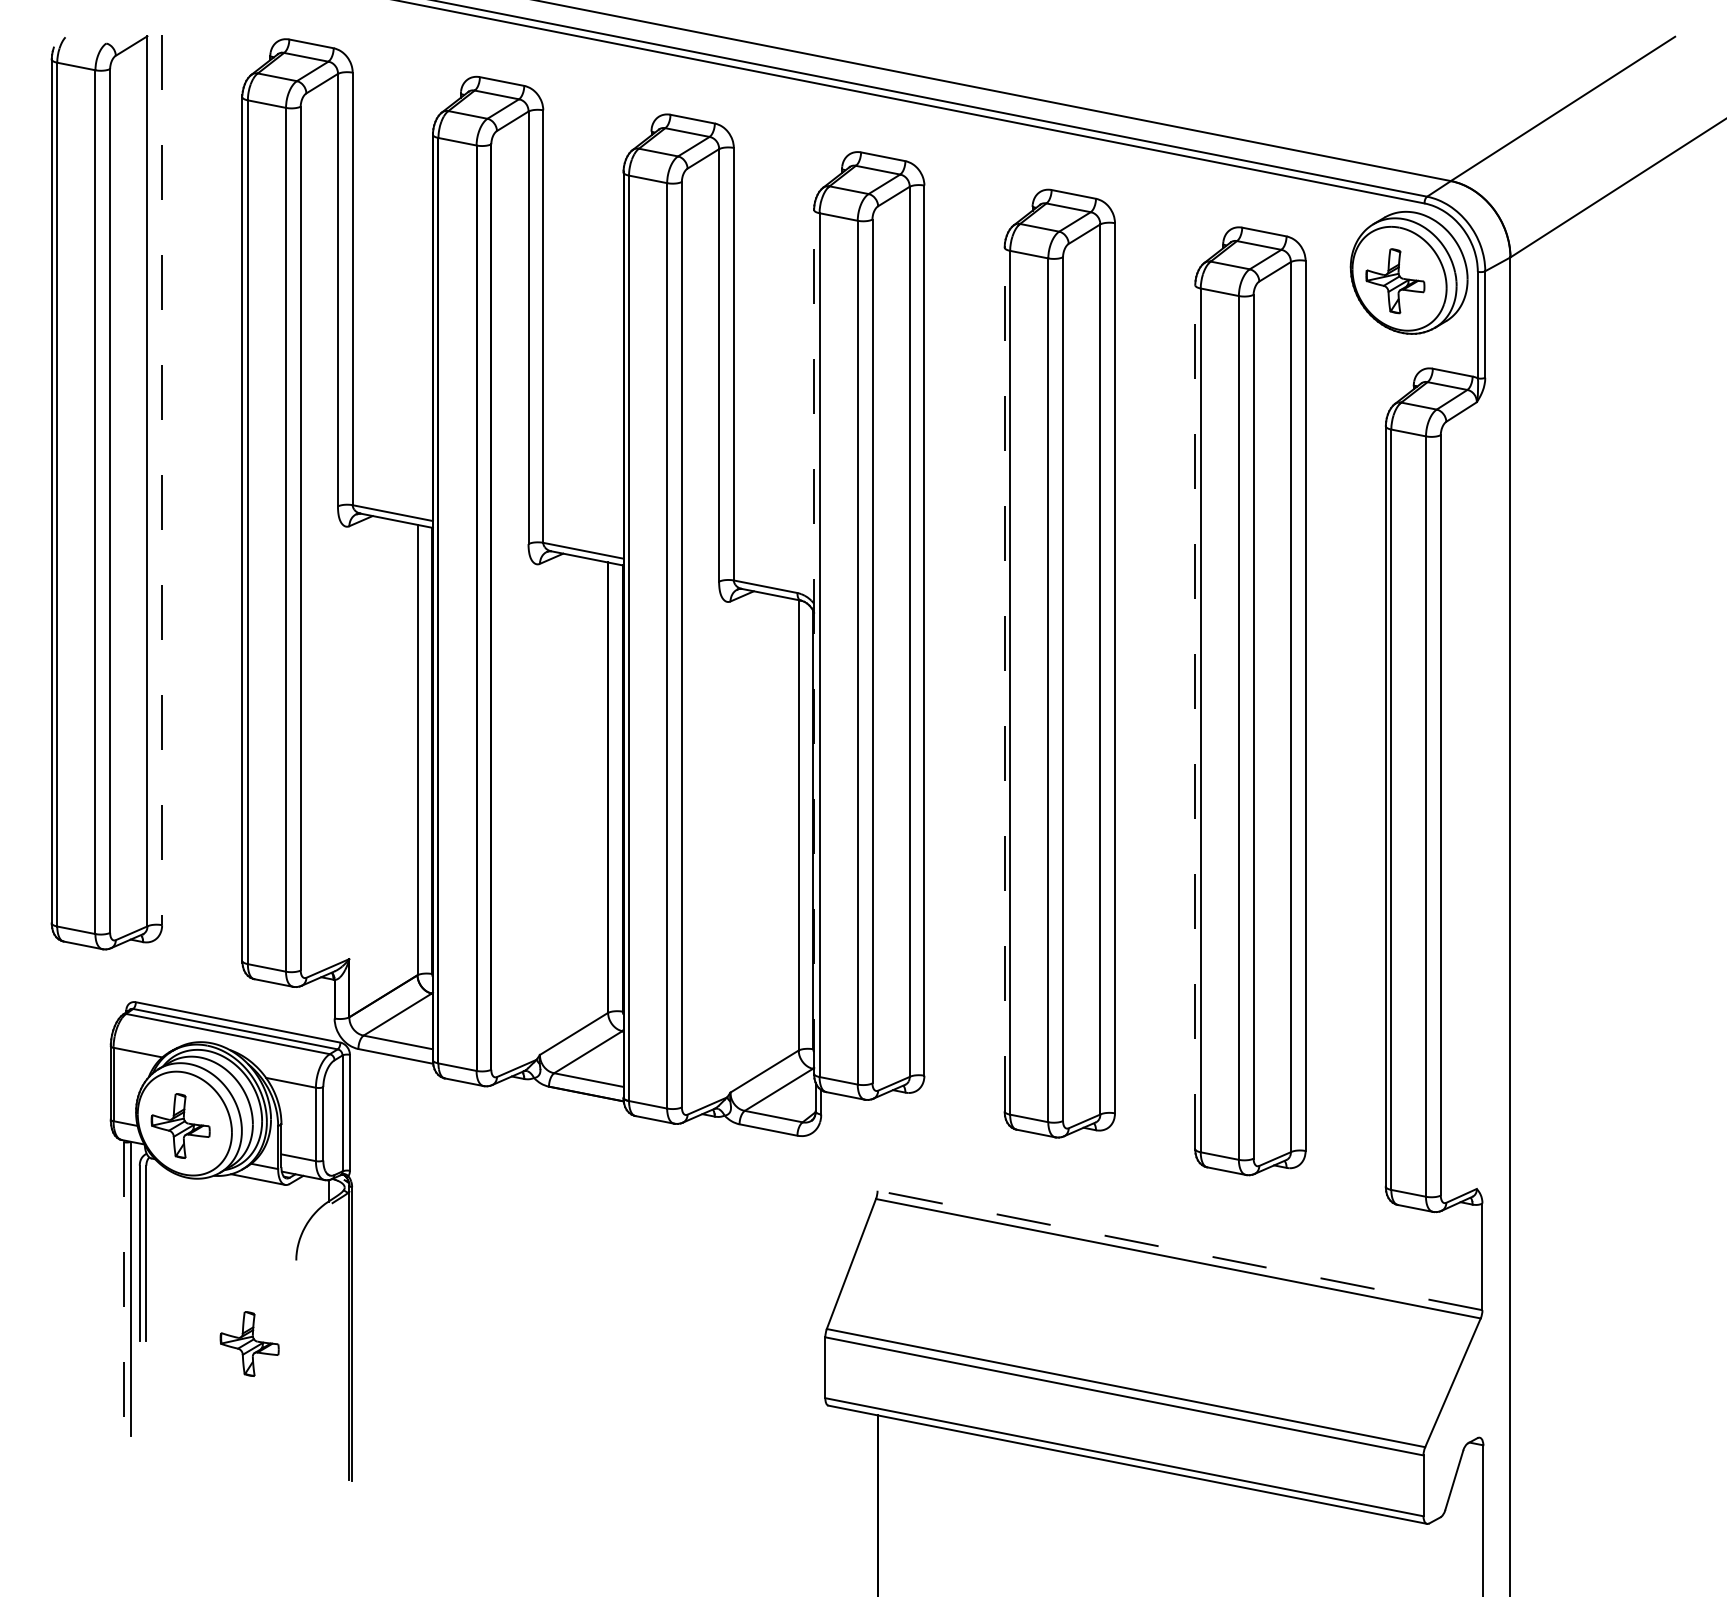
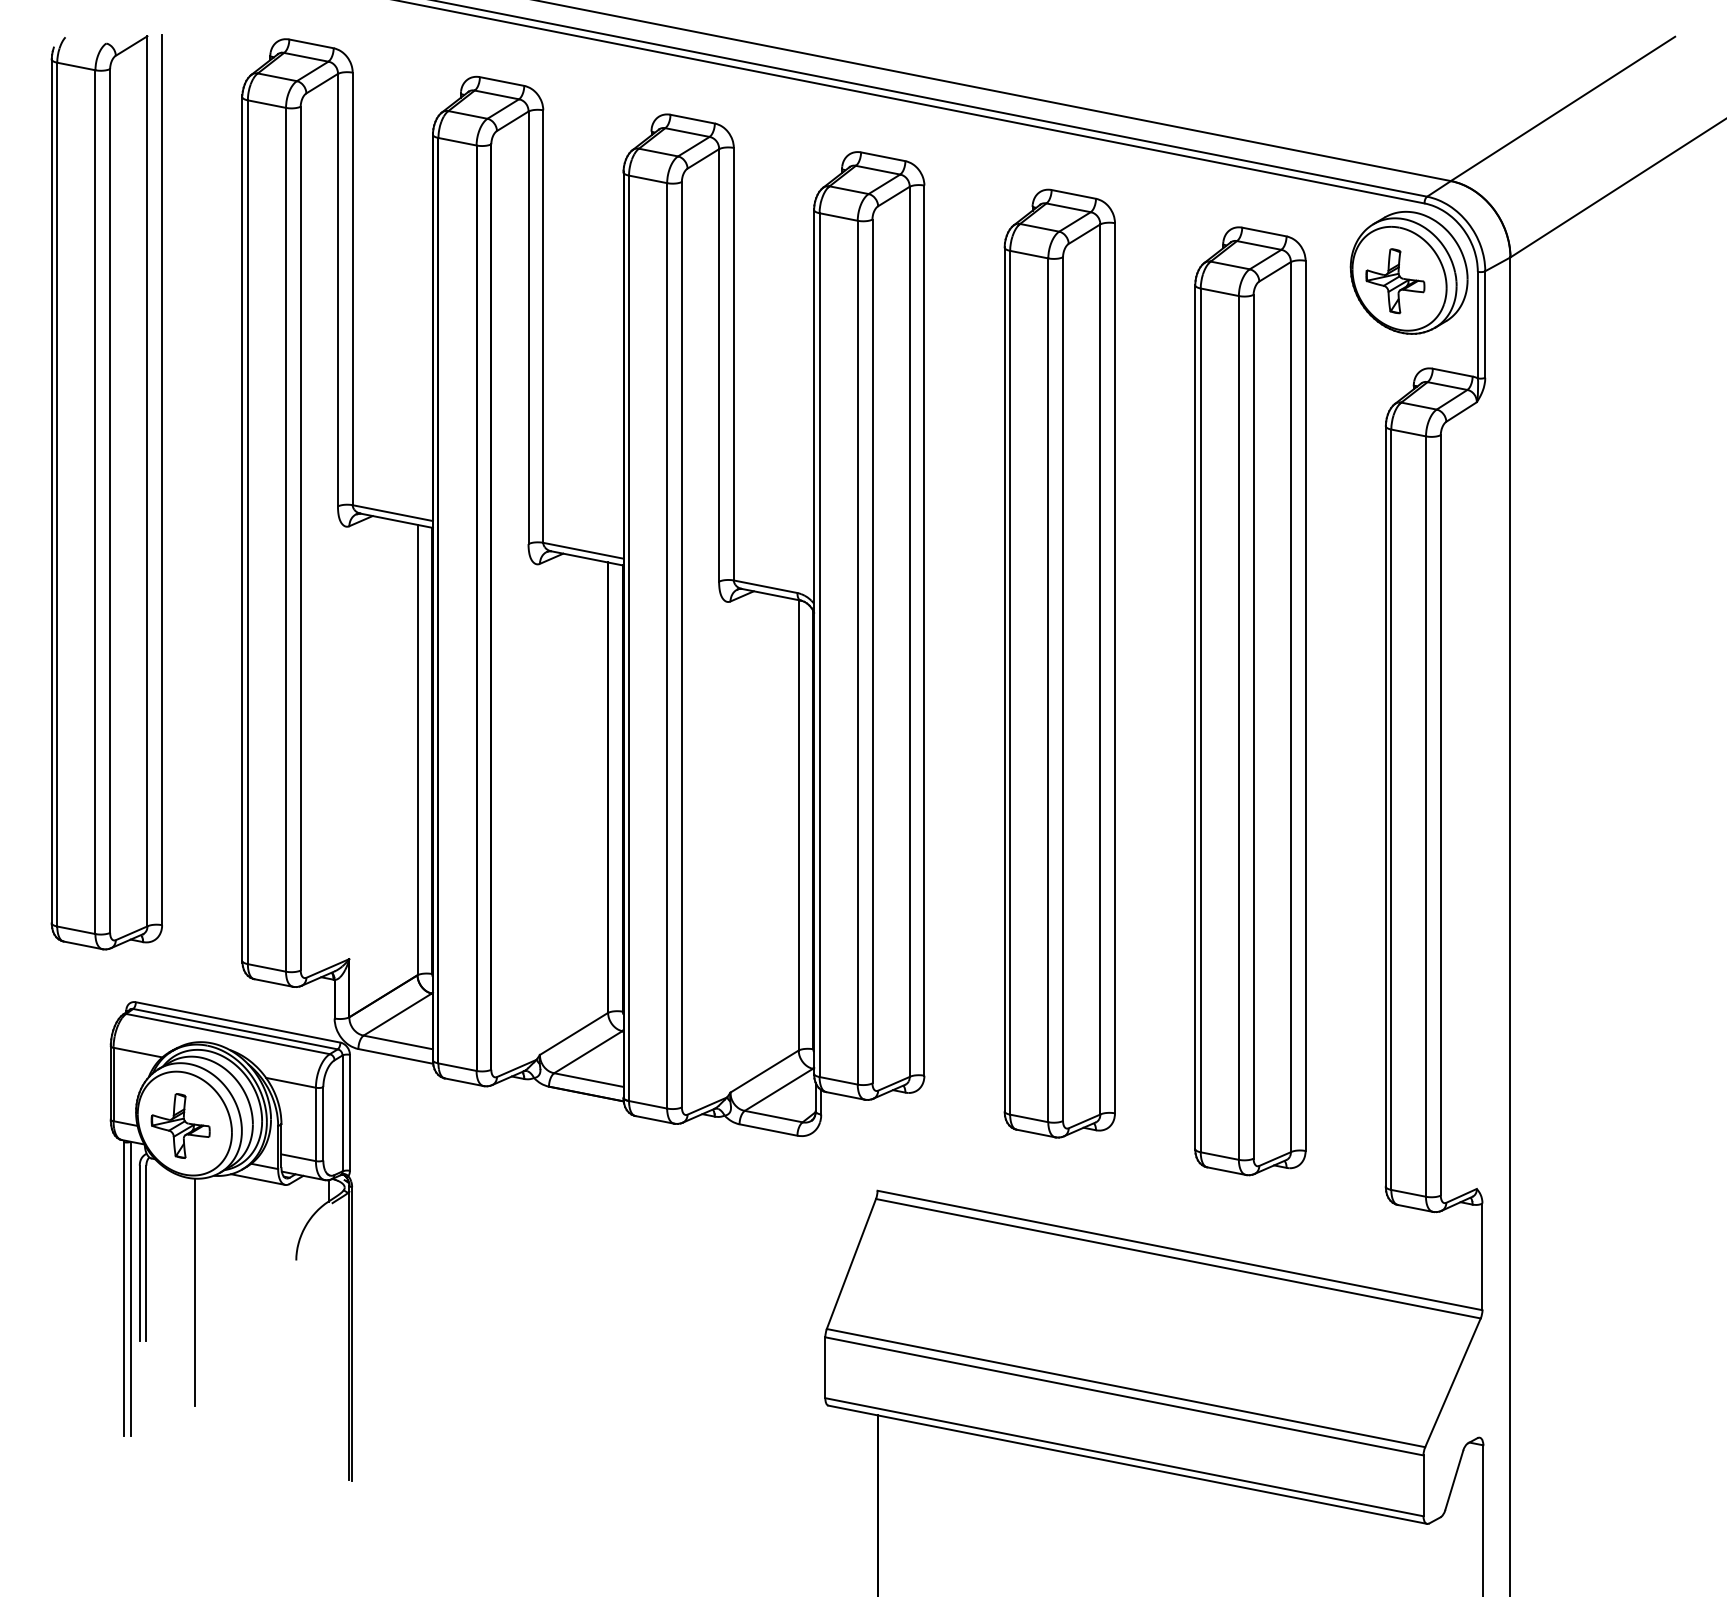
line: dashed -> solid (162, 480)
line: dashed -> solid (814, 641)
line: dashed -> solid (1004, 679)
line: dashed -> solid (1195, 717)
line: dashed -> solid (1179, 1250)
line: dashed -> solid (124, 1289)
line: none -> present (195, 1292)
part: present -> none (249, 1343)
